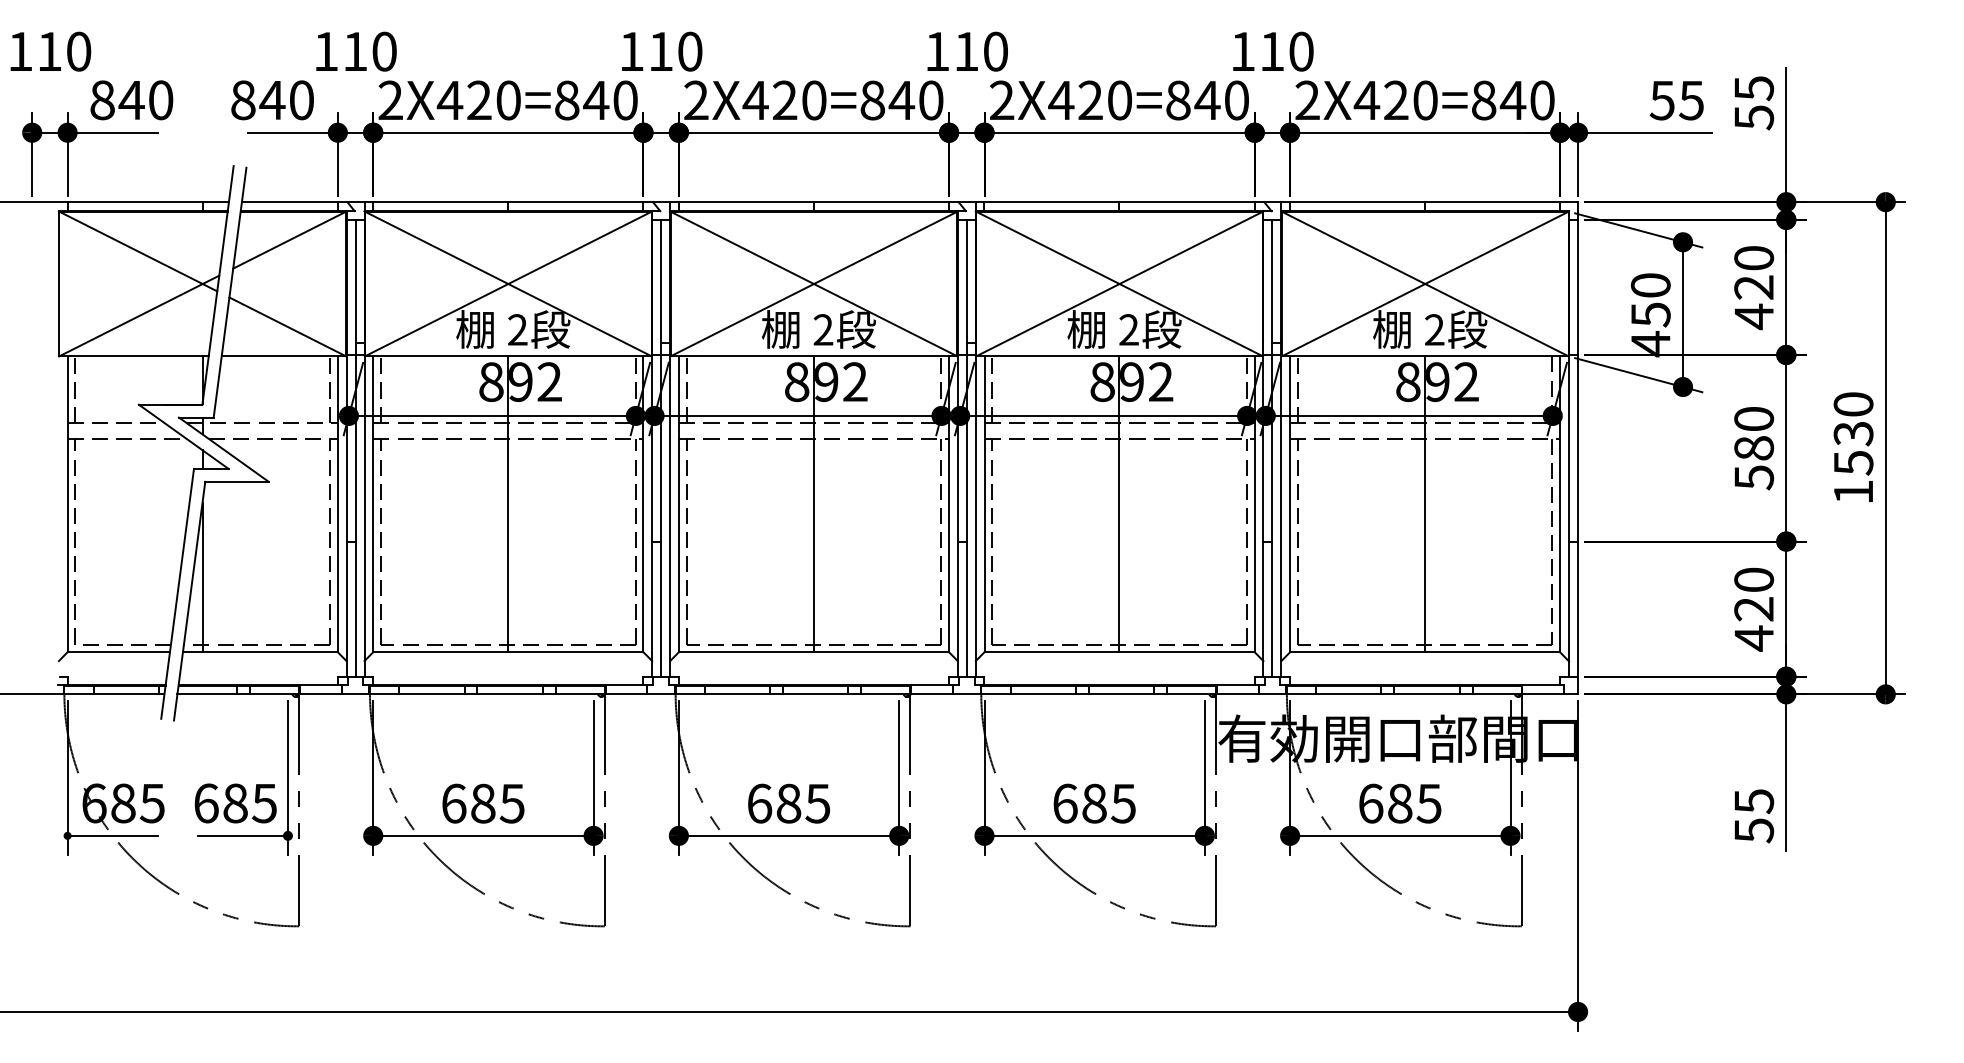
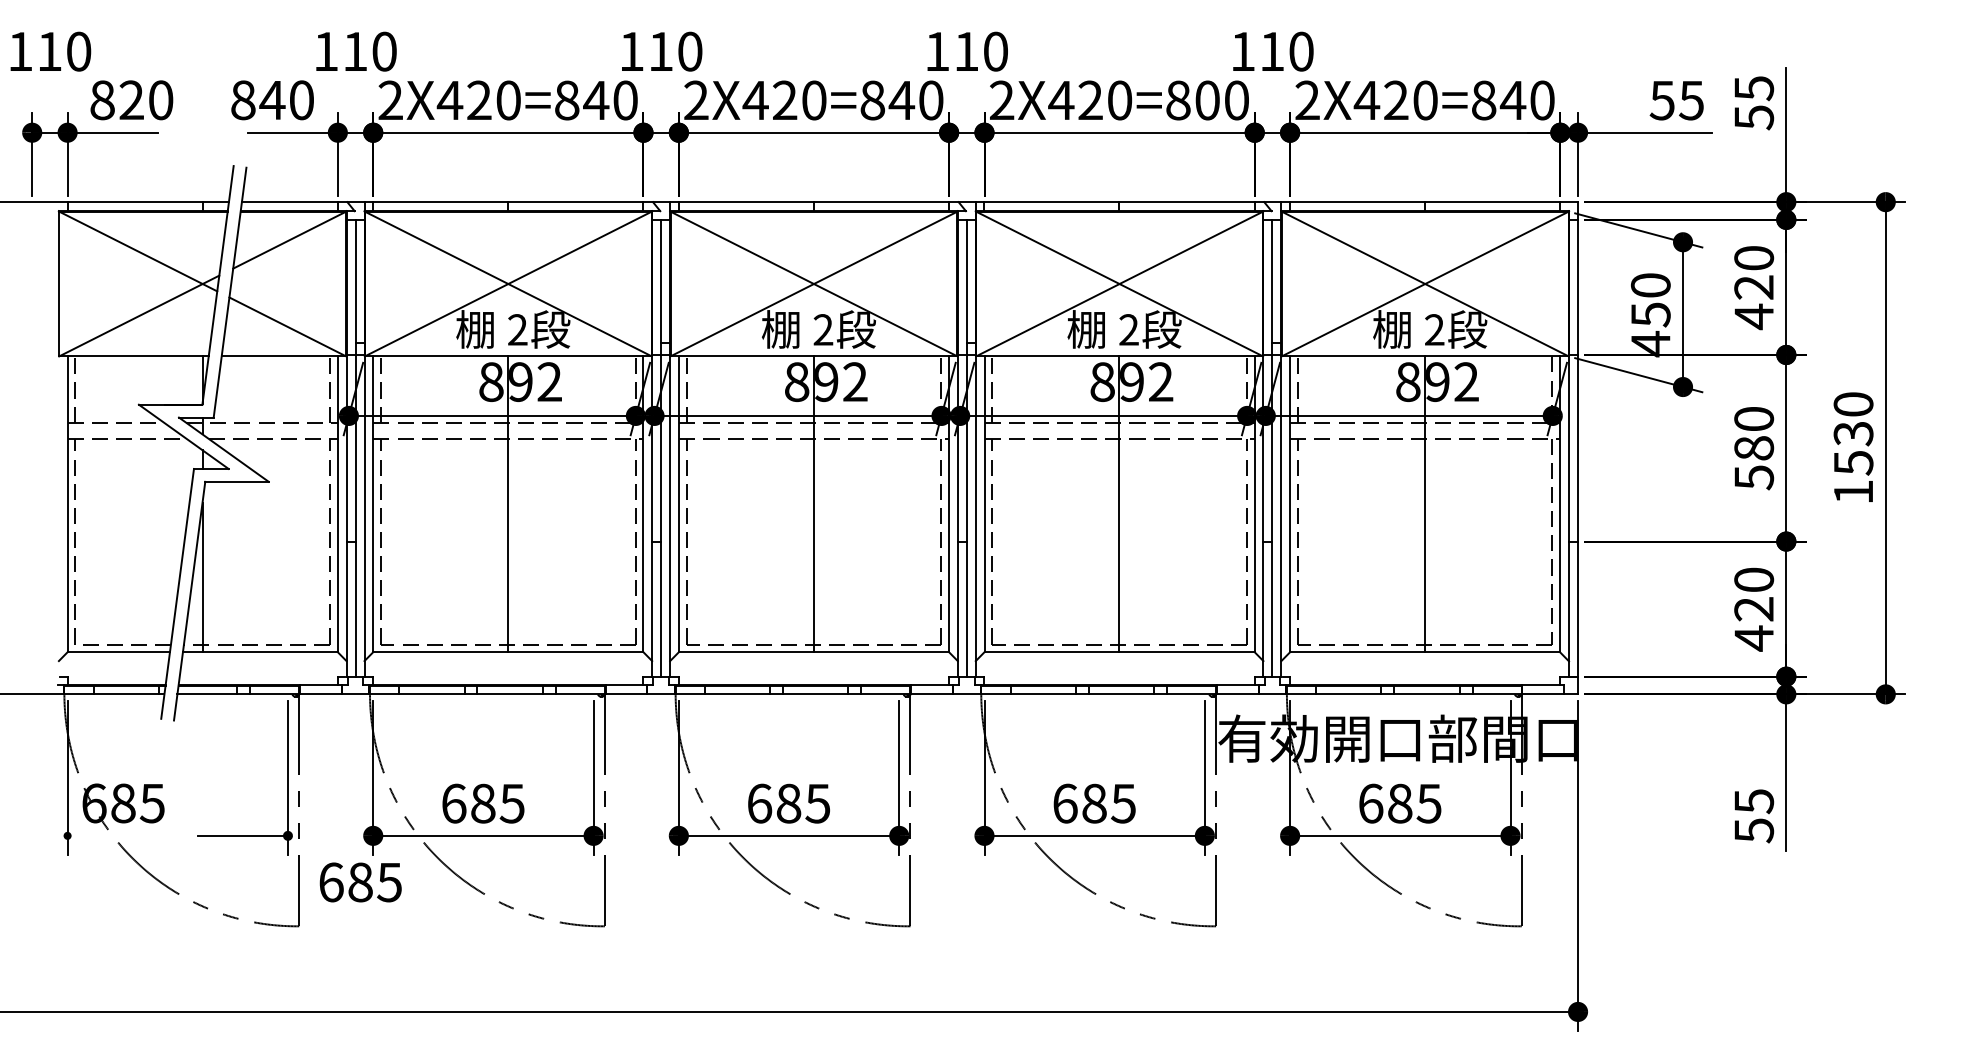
text: 840 -> 820 (131, 99)
text: 2X420=840 -> 2X420=800 (1207, 100)
text position: (235, 803) -> (360, 882) (360, 882)
line: present -> none (112, 835)
